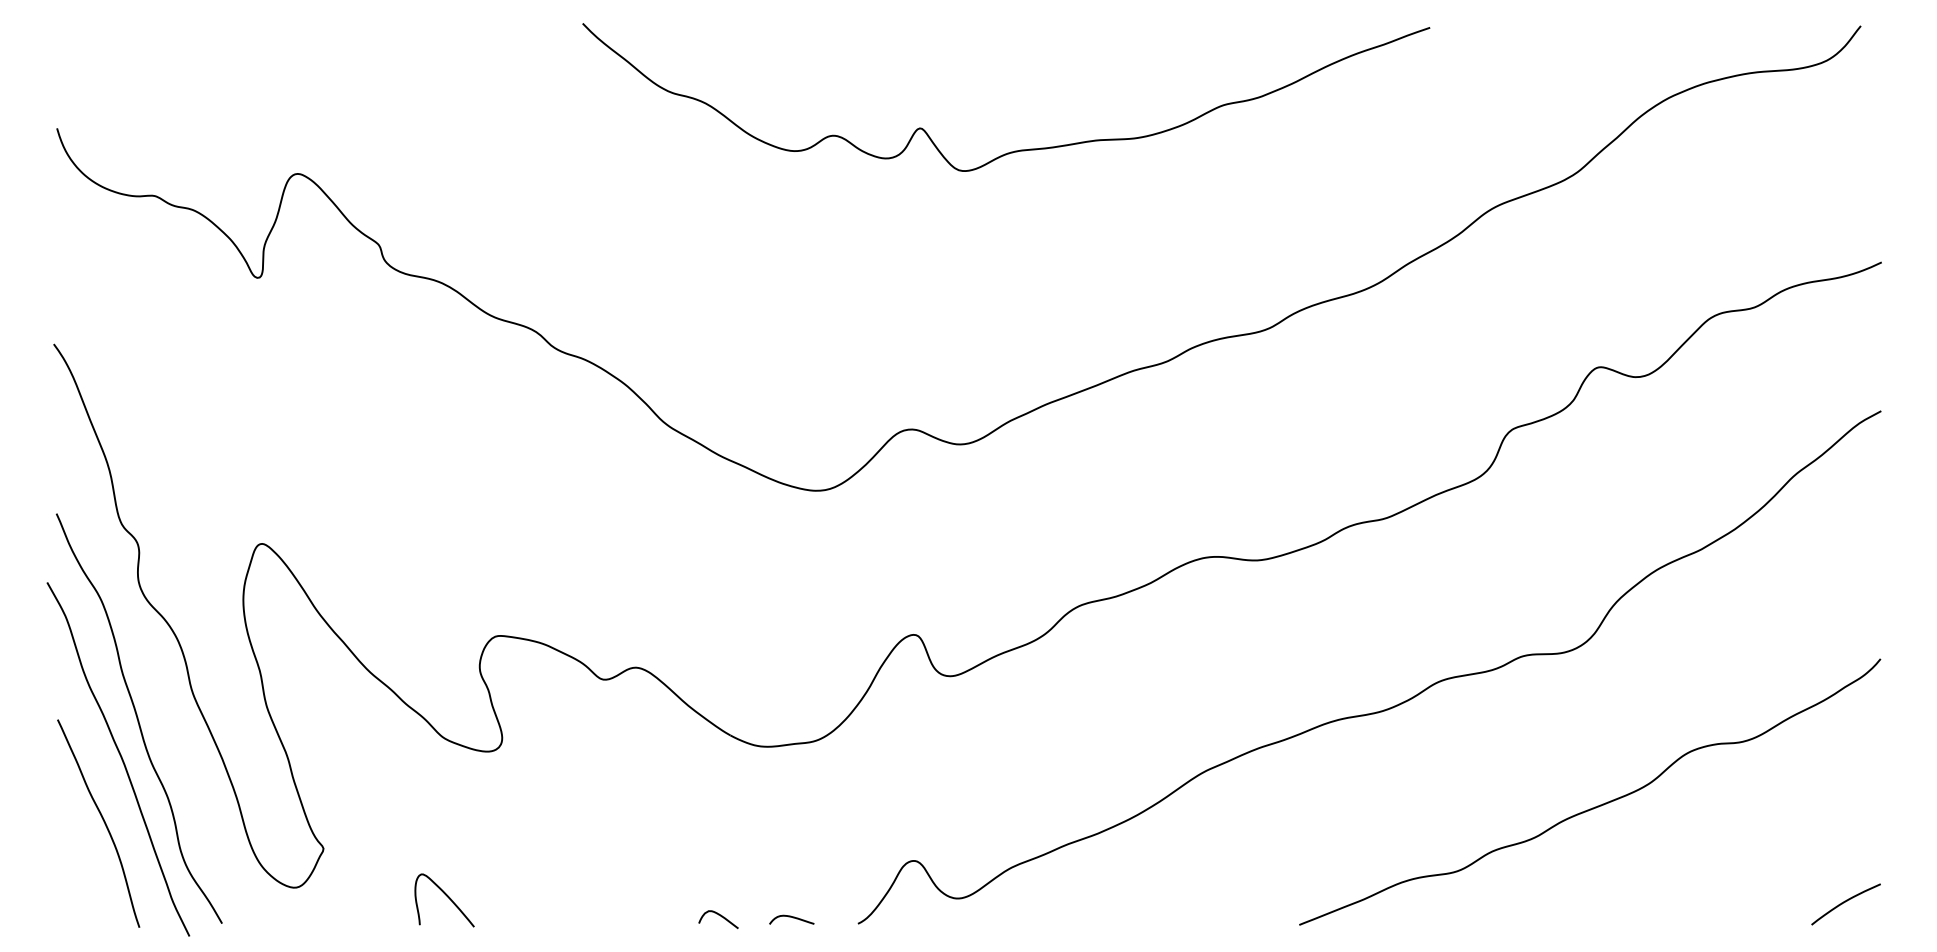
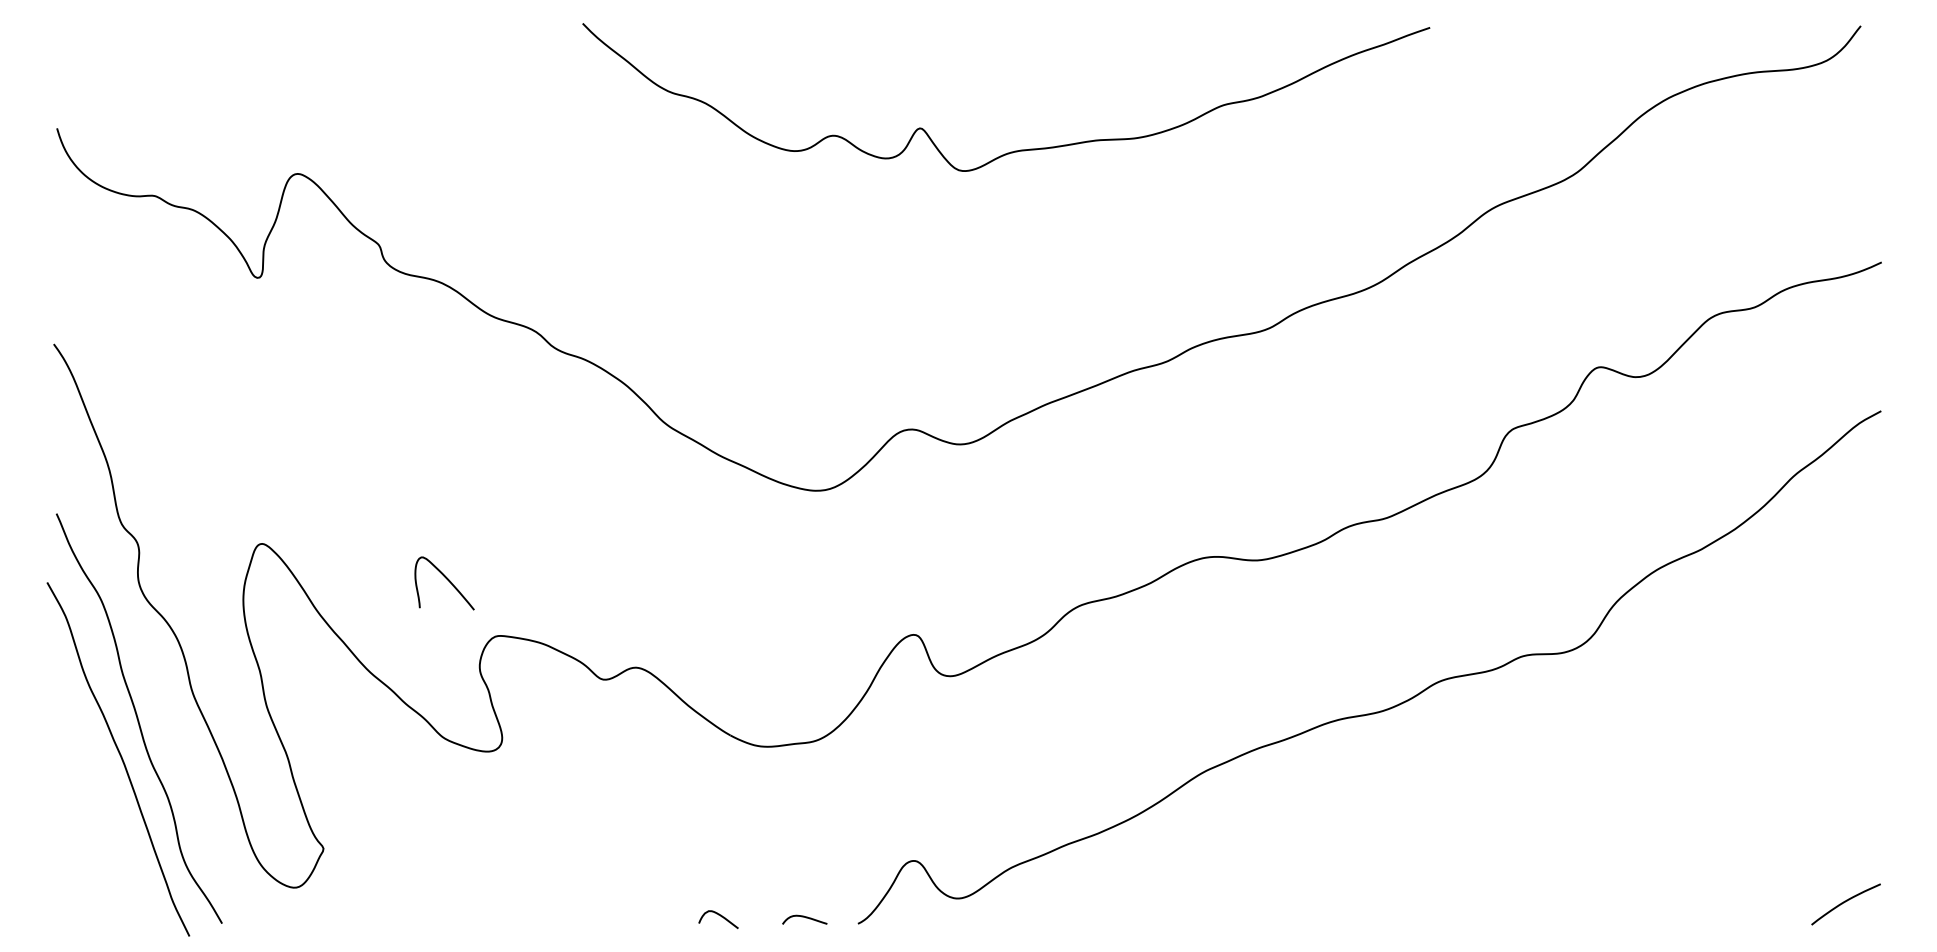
curve: present -> none (1597, 805)
curve: present -> none (102, 820)
curve position: (447, 897) -> (447, 580) (447, 580)
curve position: (791, 917) -> (804, 917) (804, 917)
